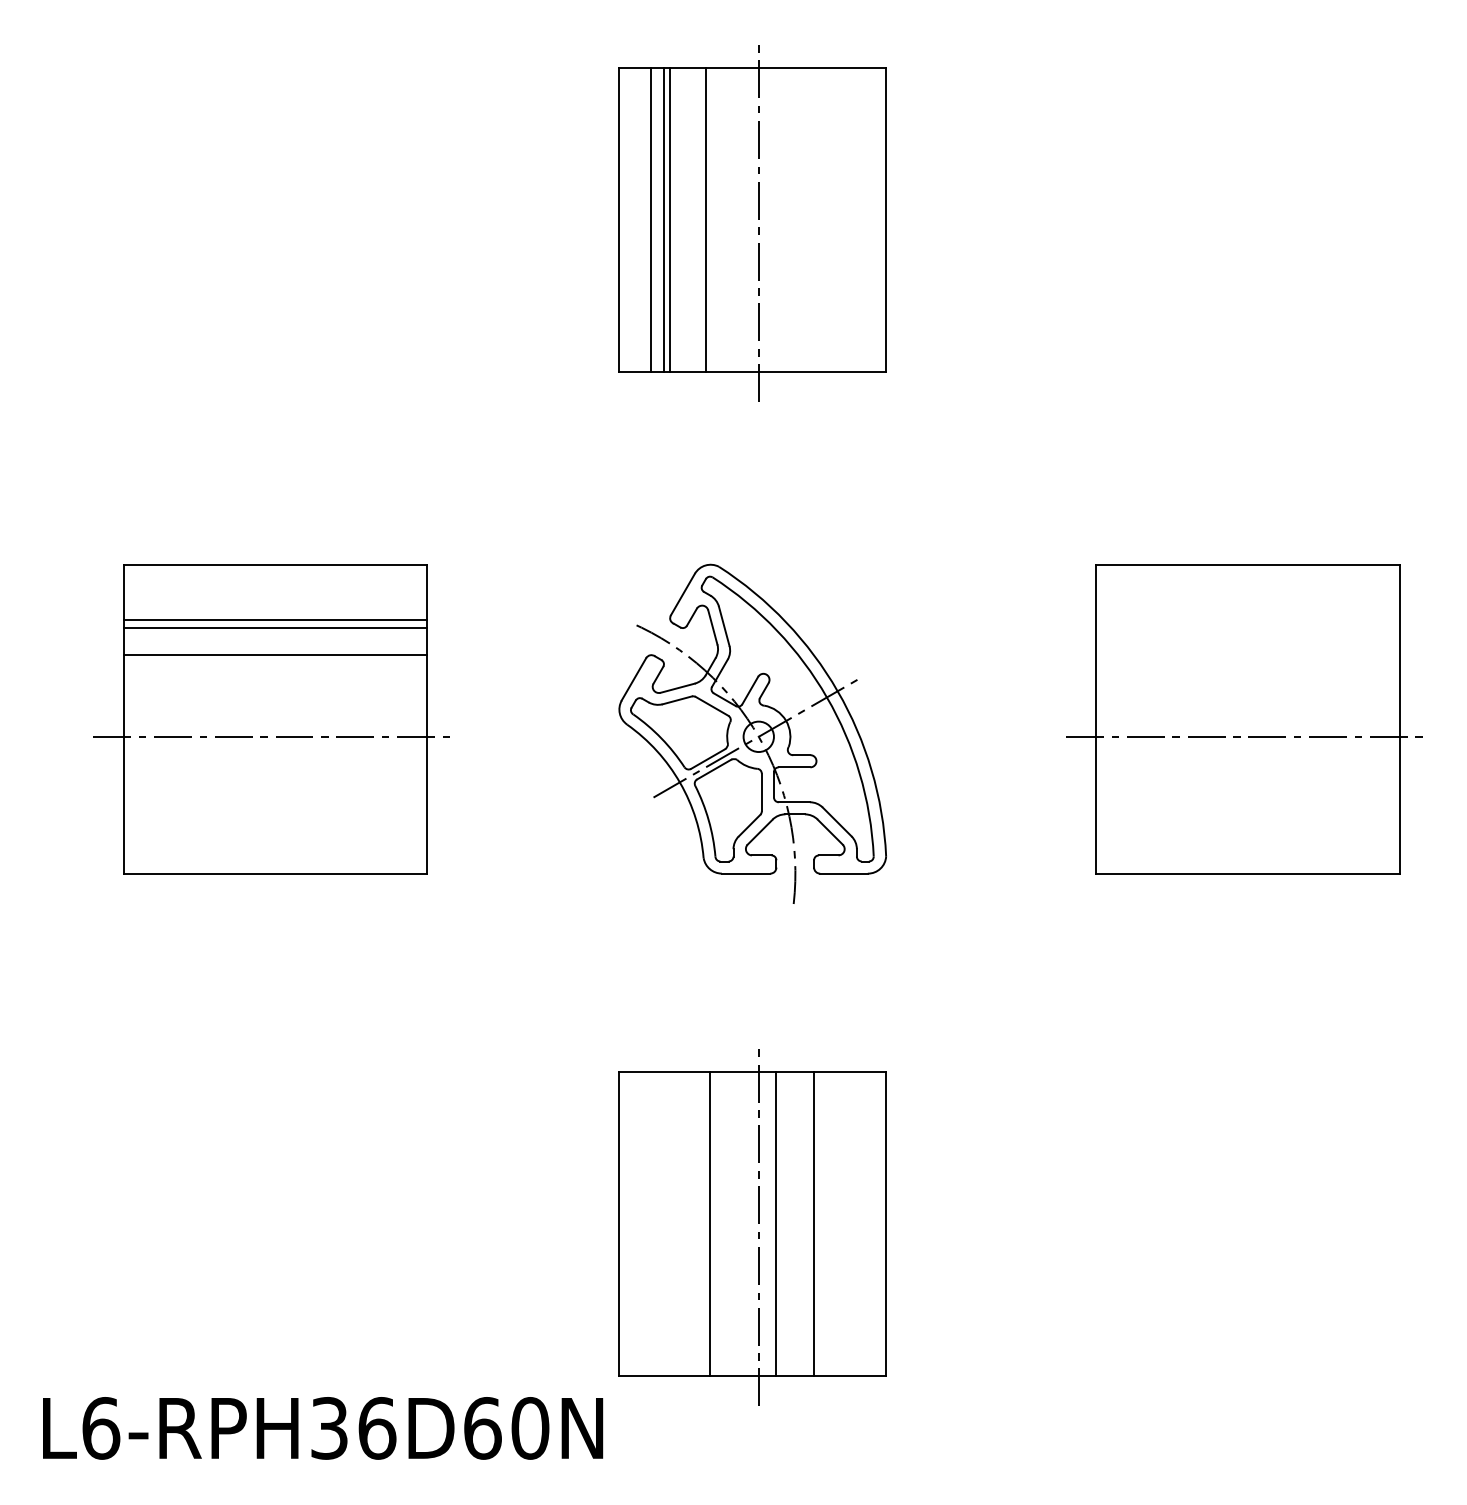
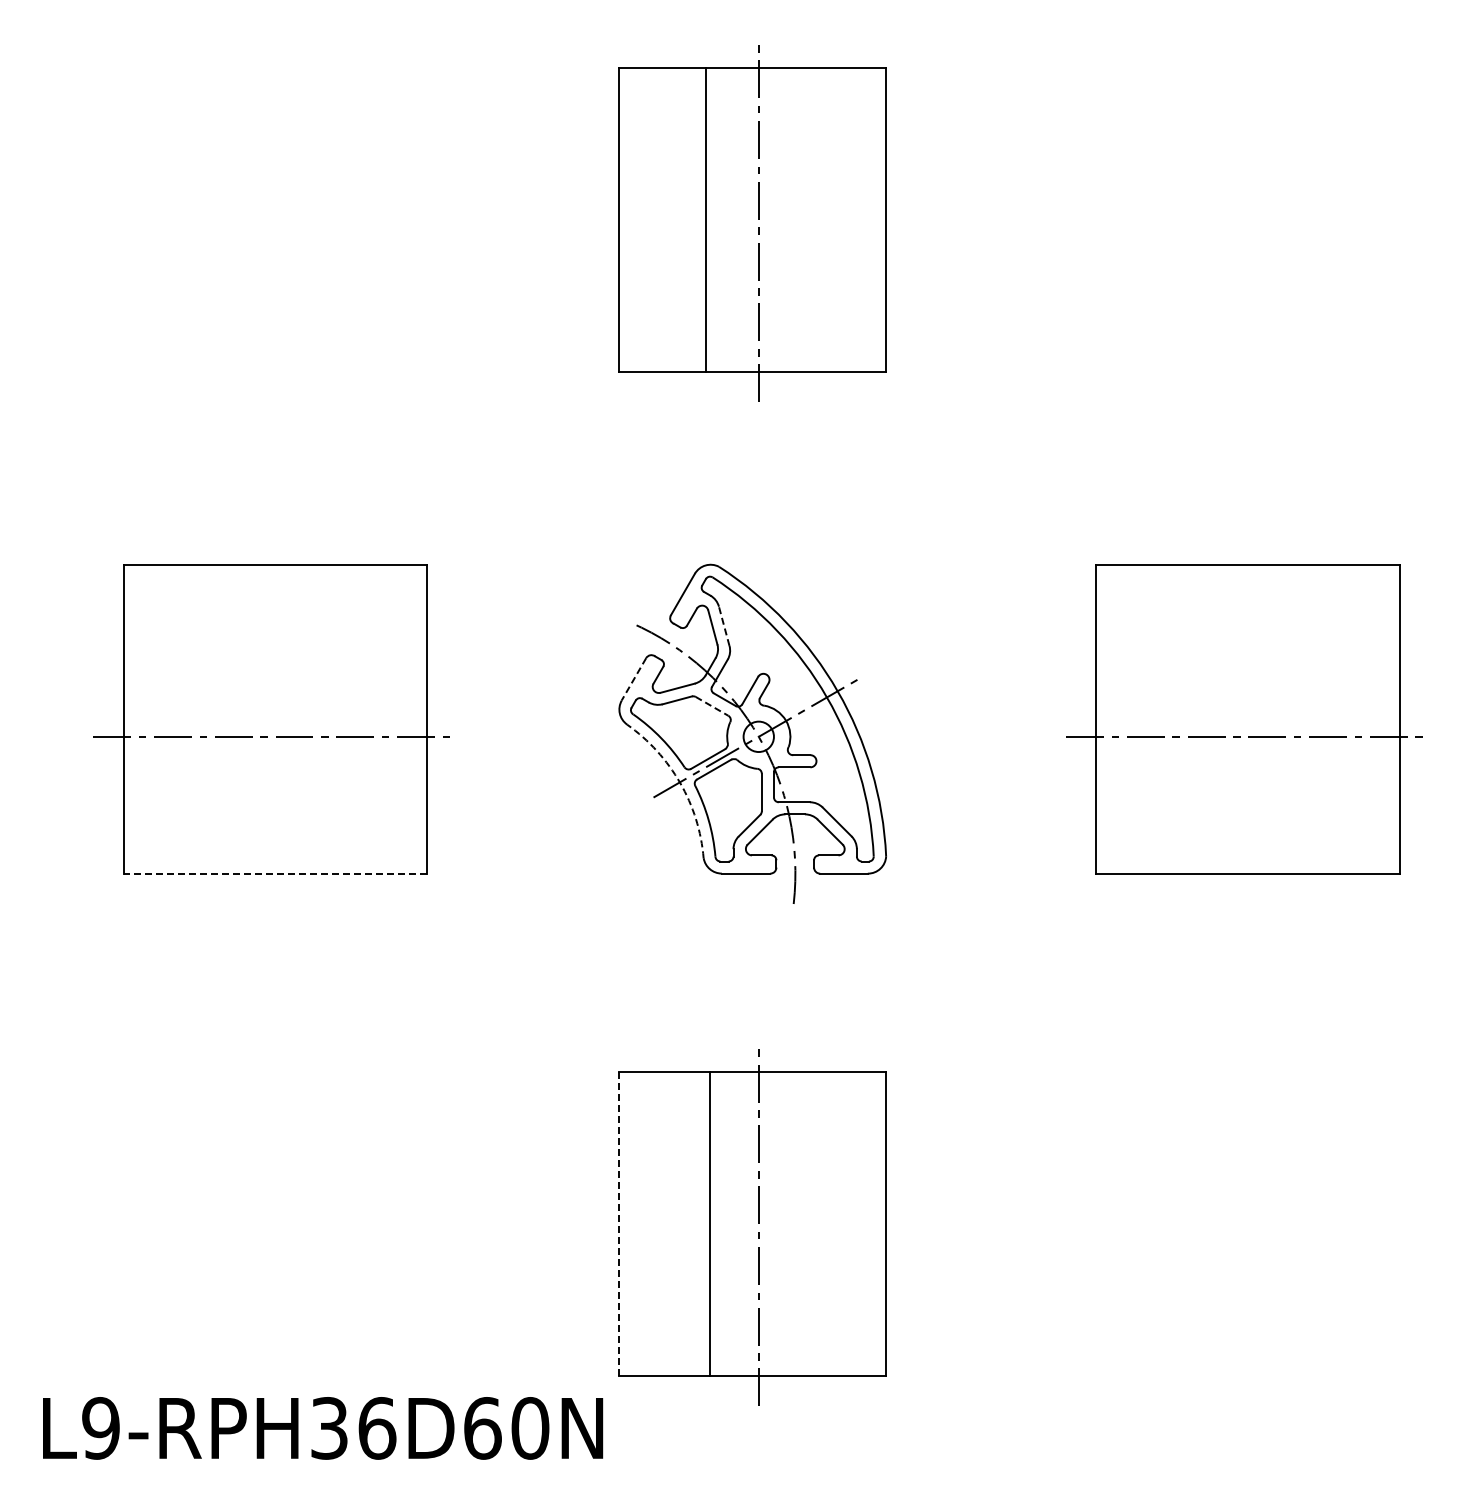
line: present -> none (651, 219)
line: present -> none (663, 219)
line: present -> none (670, 219)
line: present -> none (275, 620)
line: solid -> dashed (724, 625)
line: present -> none (275, 628)
line: present -> none (275, 655)
line: solid -> dashed (633, 679)
line: solid -> dashed (712, 706)
arc: solid -> dashed (680, 782)
line: solid -> dashed (275, 873)
line: solid -> dashed (619, 1224)
line: present -> none (776, 1224)
line: present -> none (814, 1224)
text: L6-RPH36D60N -> L9-RPH36D60N (101, 1428)
